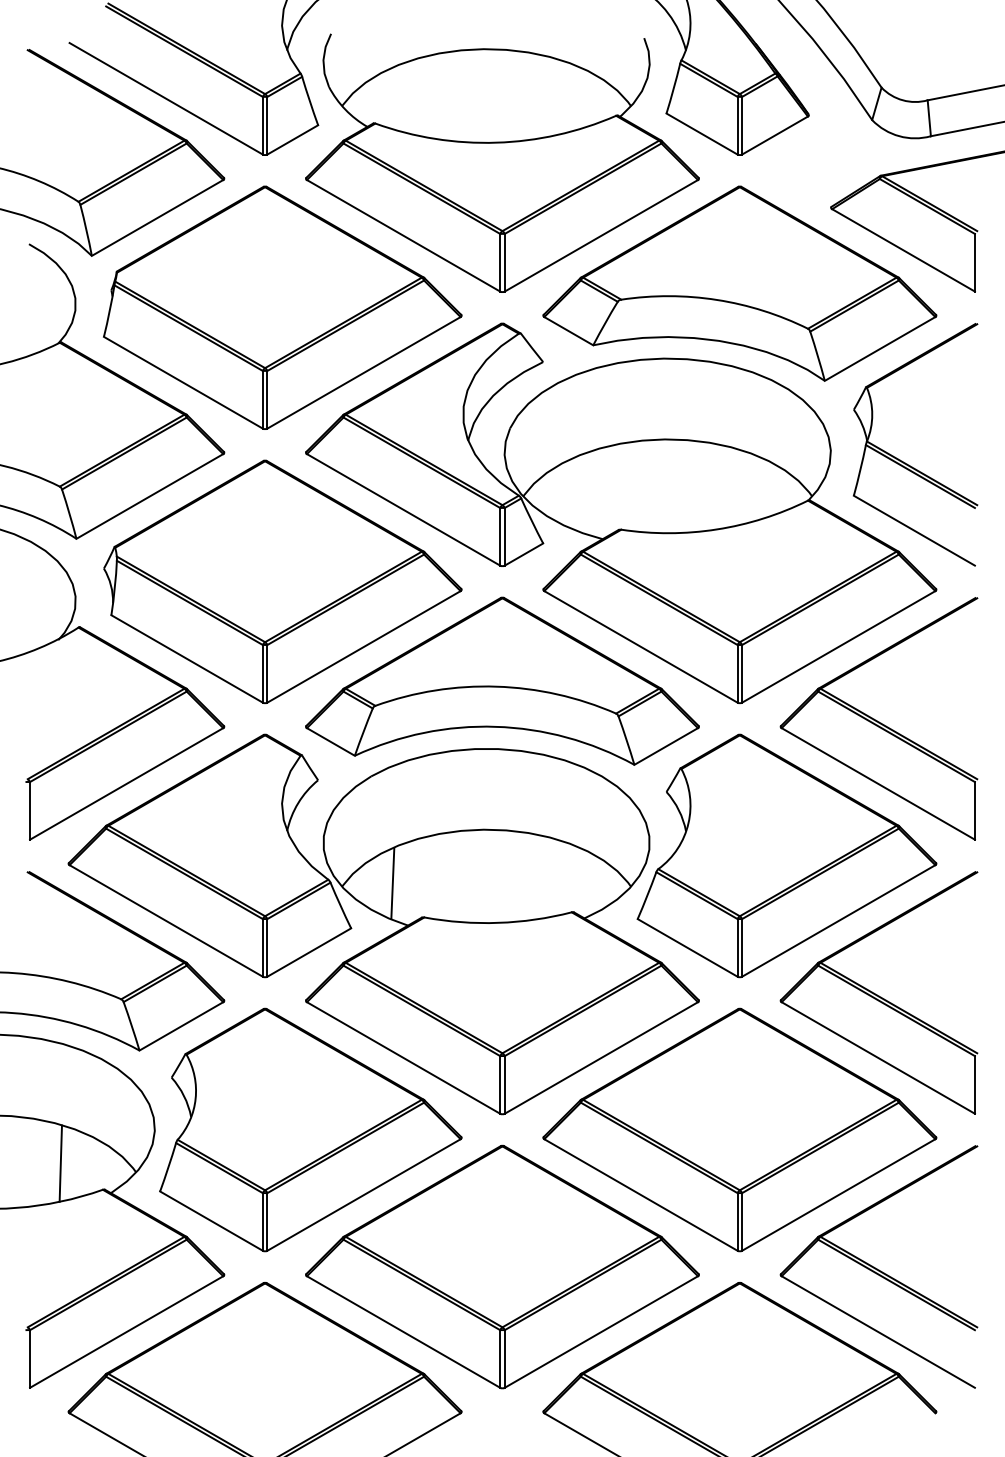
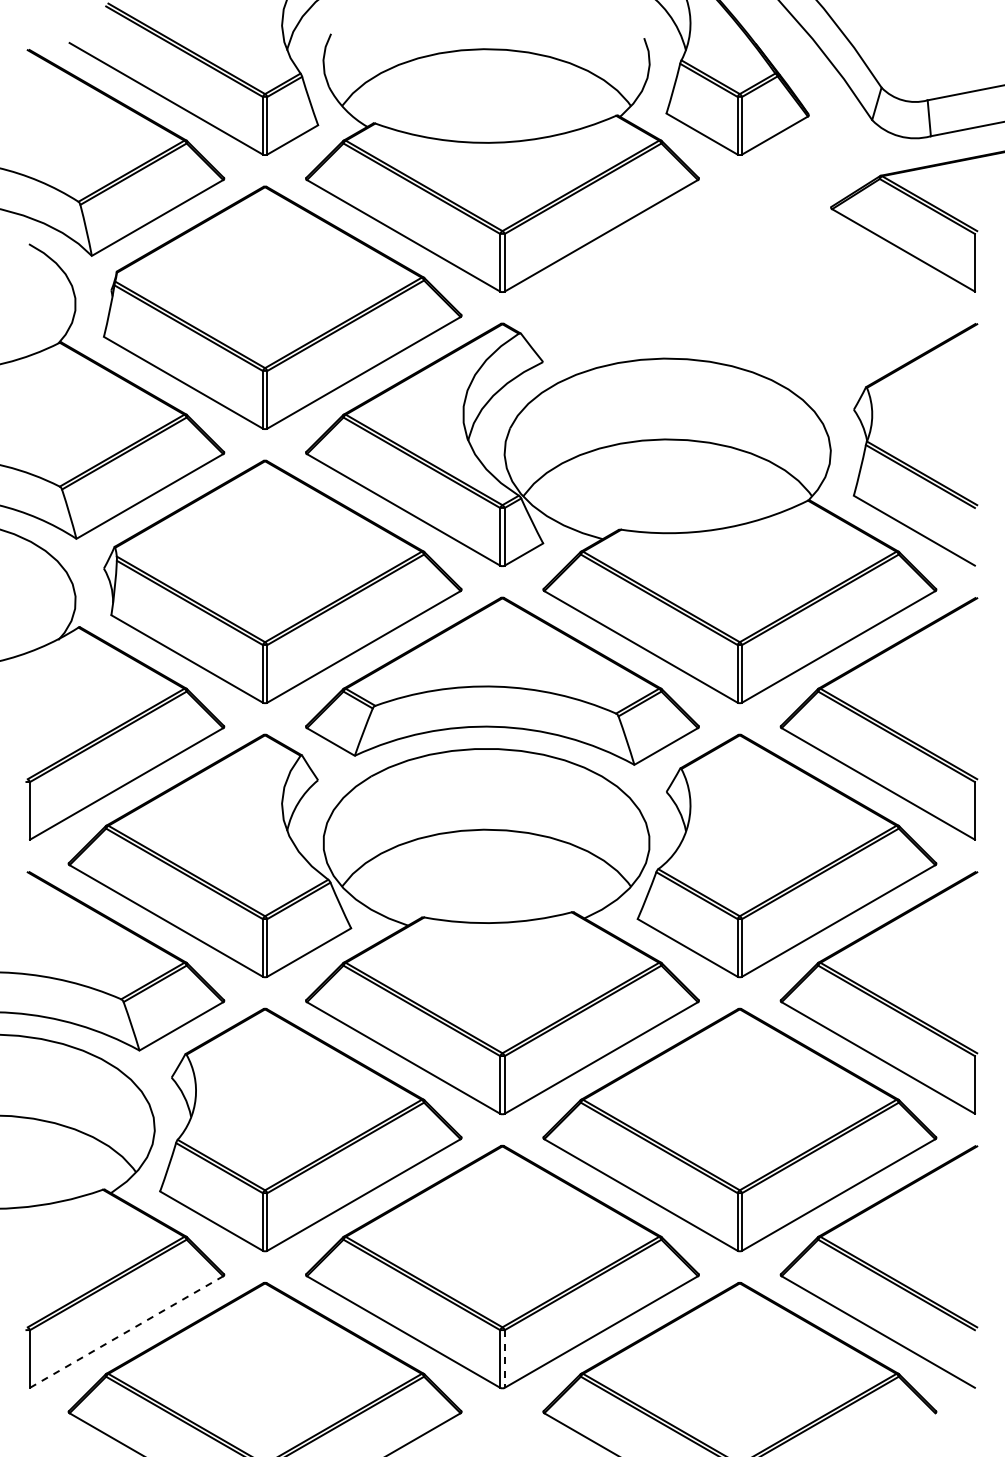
part: present -> none (739, 283)
line: present -> none (392, 883)
line: present -> none (60, 1163)
line: solid -> dashed (126, 1332)
line: solid -> dashed (504, 1358)
